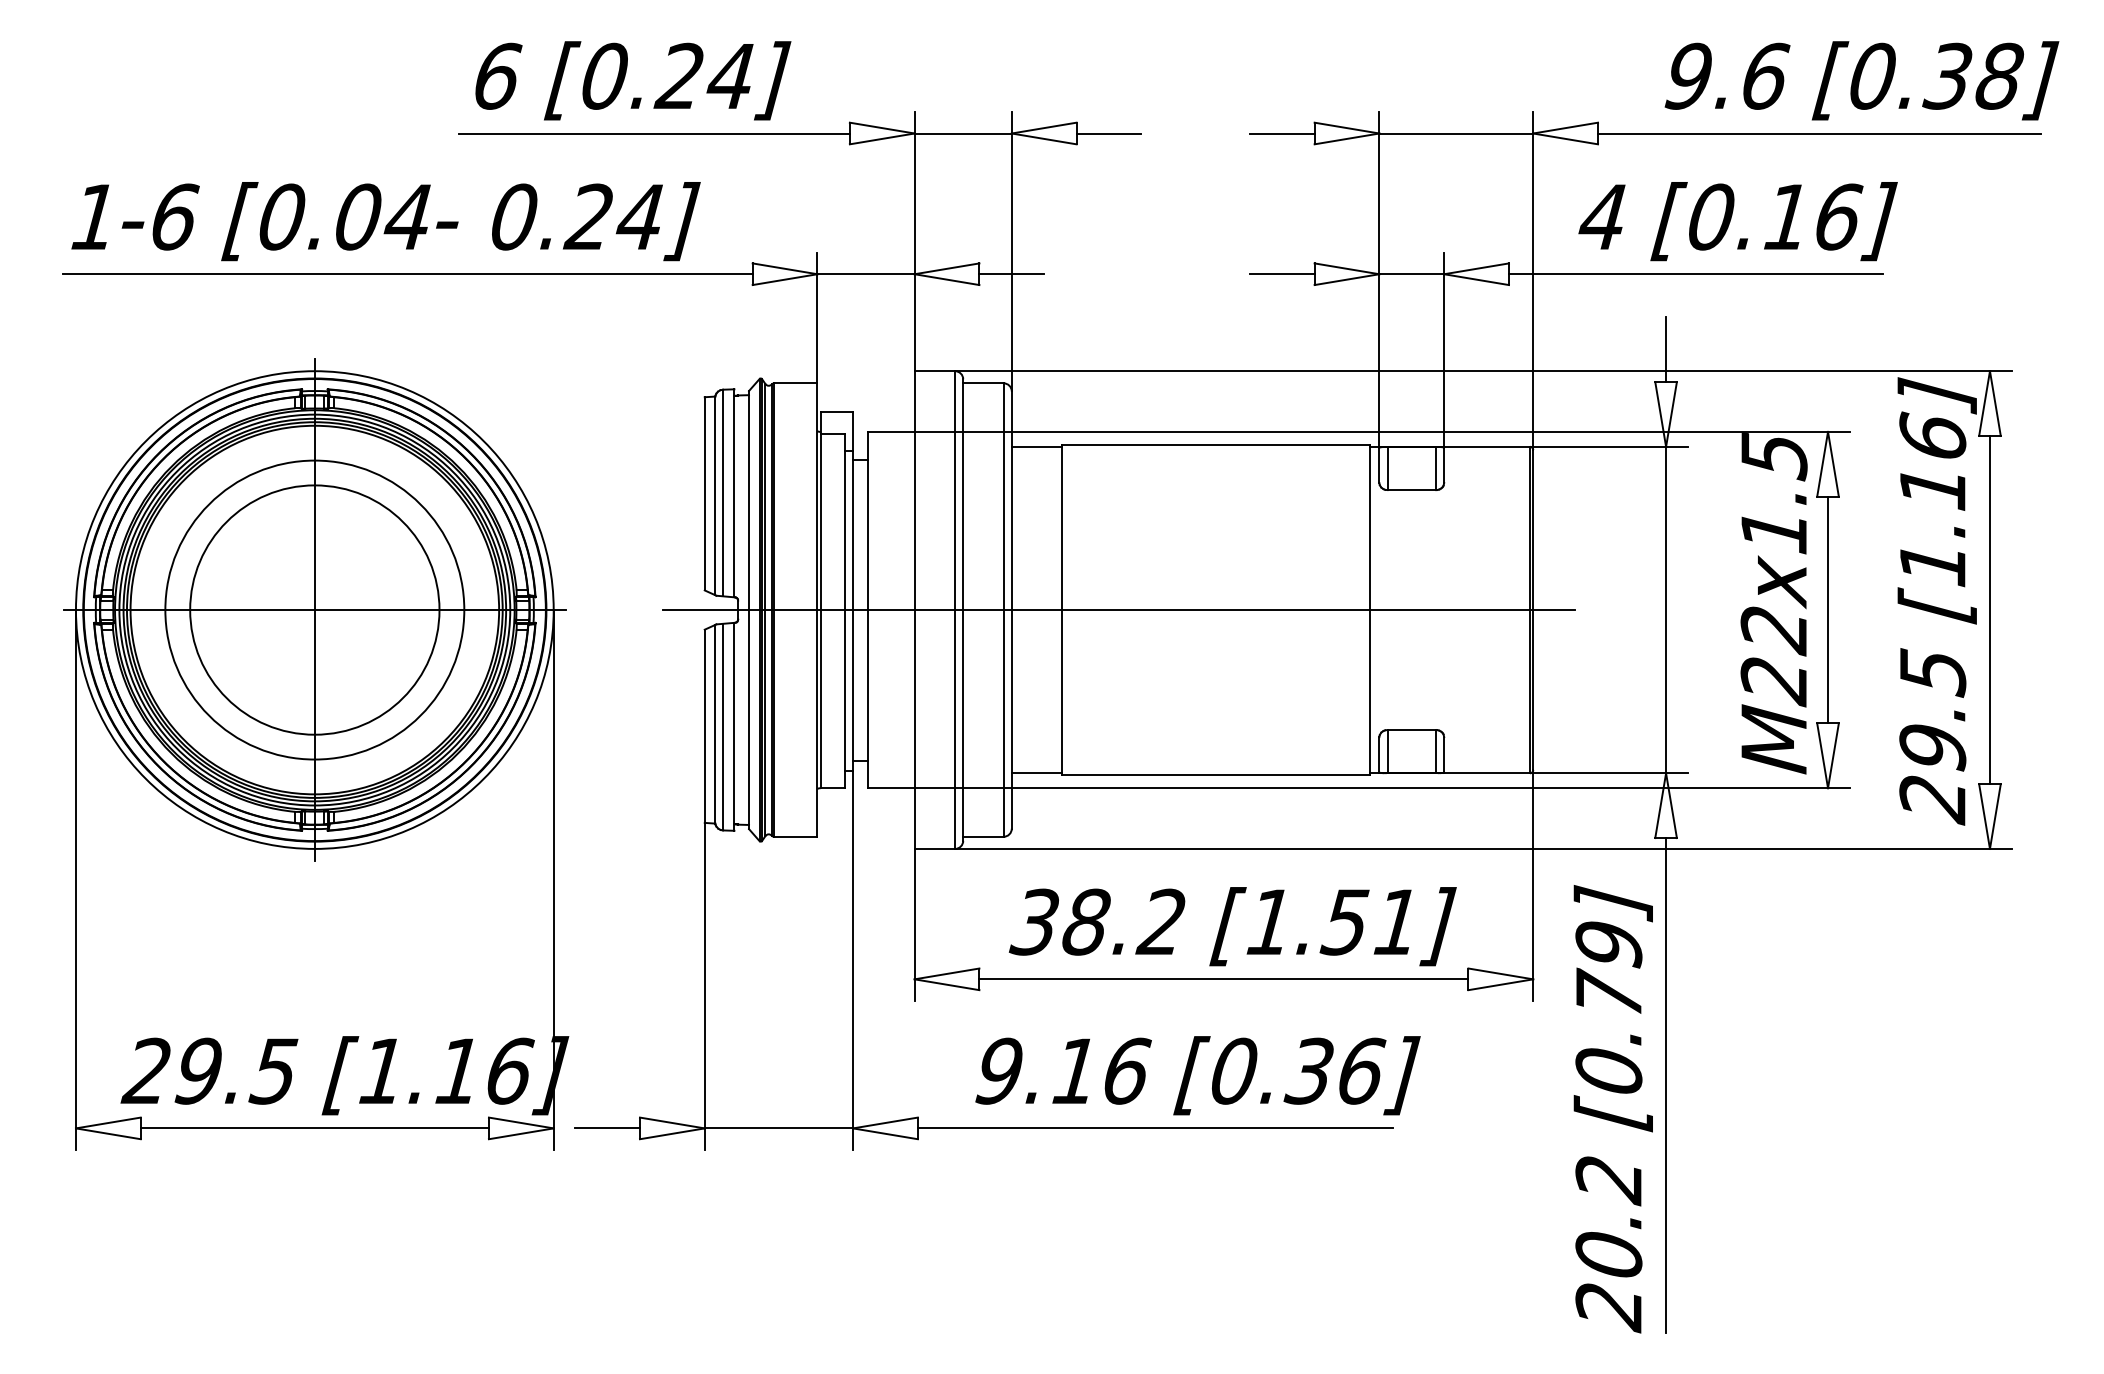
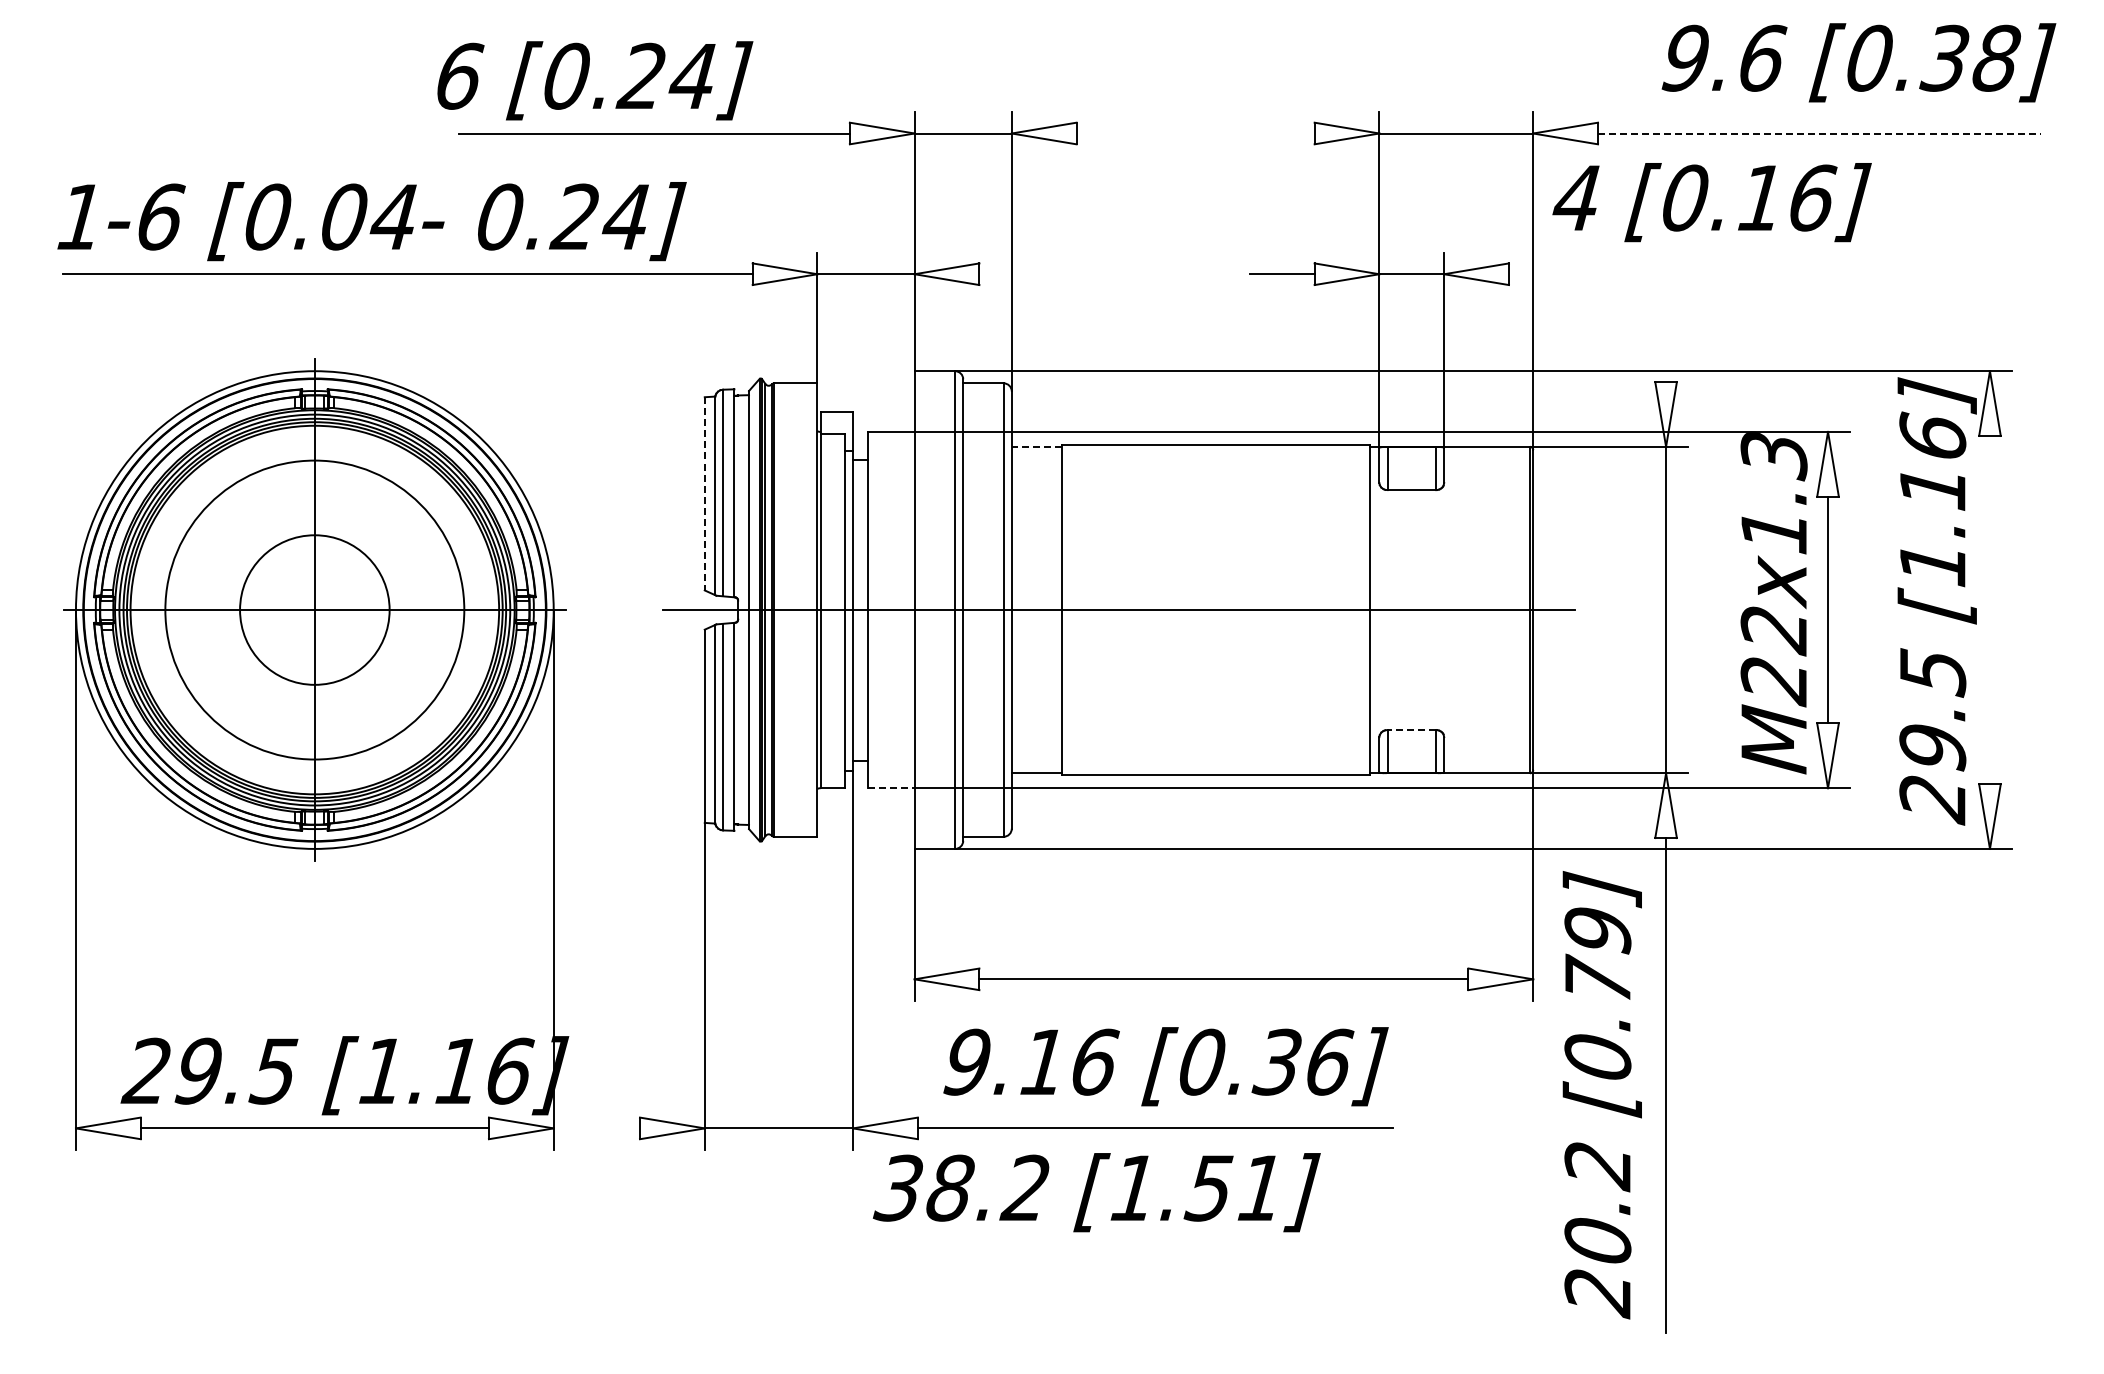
text position: (633, 80) -> (595, 80) (595, 80)
text position: (1861, 80) -> (1858, 62) (1858, 62)
line: present -> none (1108, 133)
line: present -> none (1281, 133)
line: solid -> dashed (1819, 133)
text position: (385, 221) -> (371, 221) (371, 221)
text position: (1737, 221) -> (1711, 202) (1711, 202)
line: present -> none (1011, 274)
line: present -> none (1695, 274)
line: present -> none (1666, 349)
line: solid -> dashed (1036, 446)
text: M22x1.5 -> M22x1.3 (1773, 457)
line: solid -> dashed (704, 493)
circle diameter: 249 px -> 150 px (314, 609)
line: present -> none (1989, 609)
line: solid -> dashed (1411, 730)
line: solid -> dashed (891, 788)
text position: (1232, 926) -> (1096, 1192) (1096, 1192)
text position: (1197, 1075) -> (1165, 1066) (1165, 1066)
text position: (1612, 1109) -> (1601, 1095) (1601, 1095)
line: present -> none (607, 1128)
